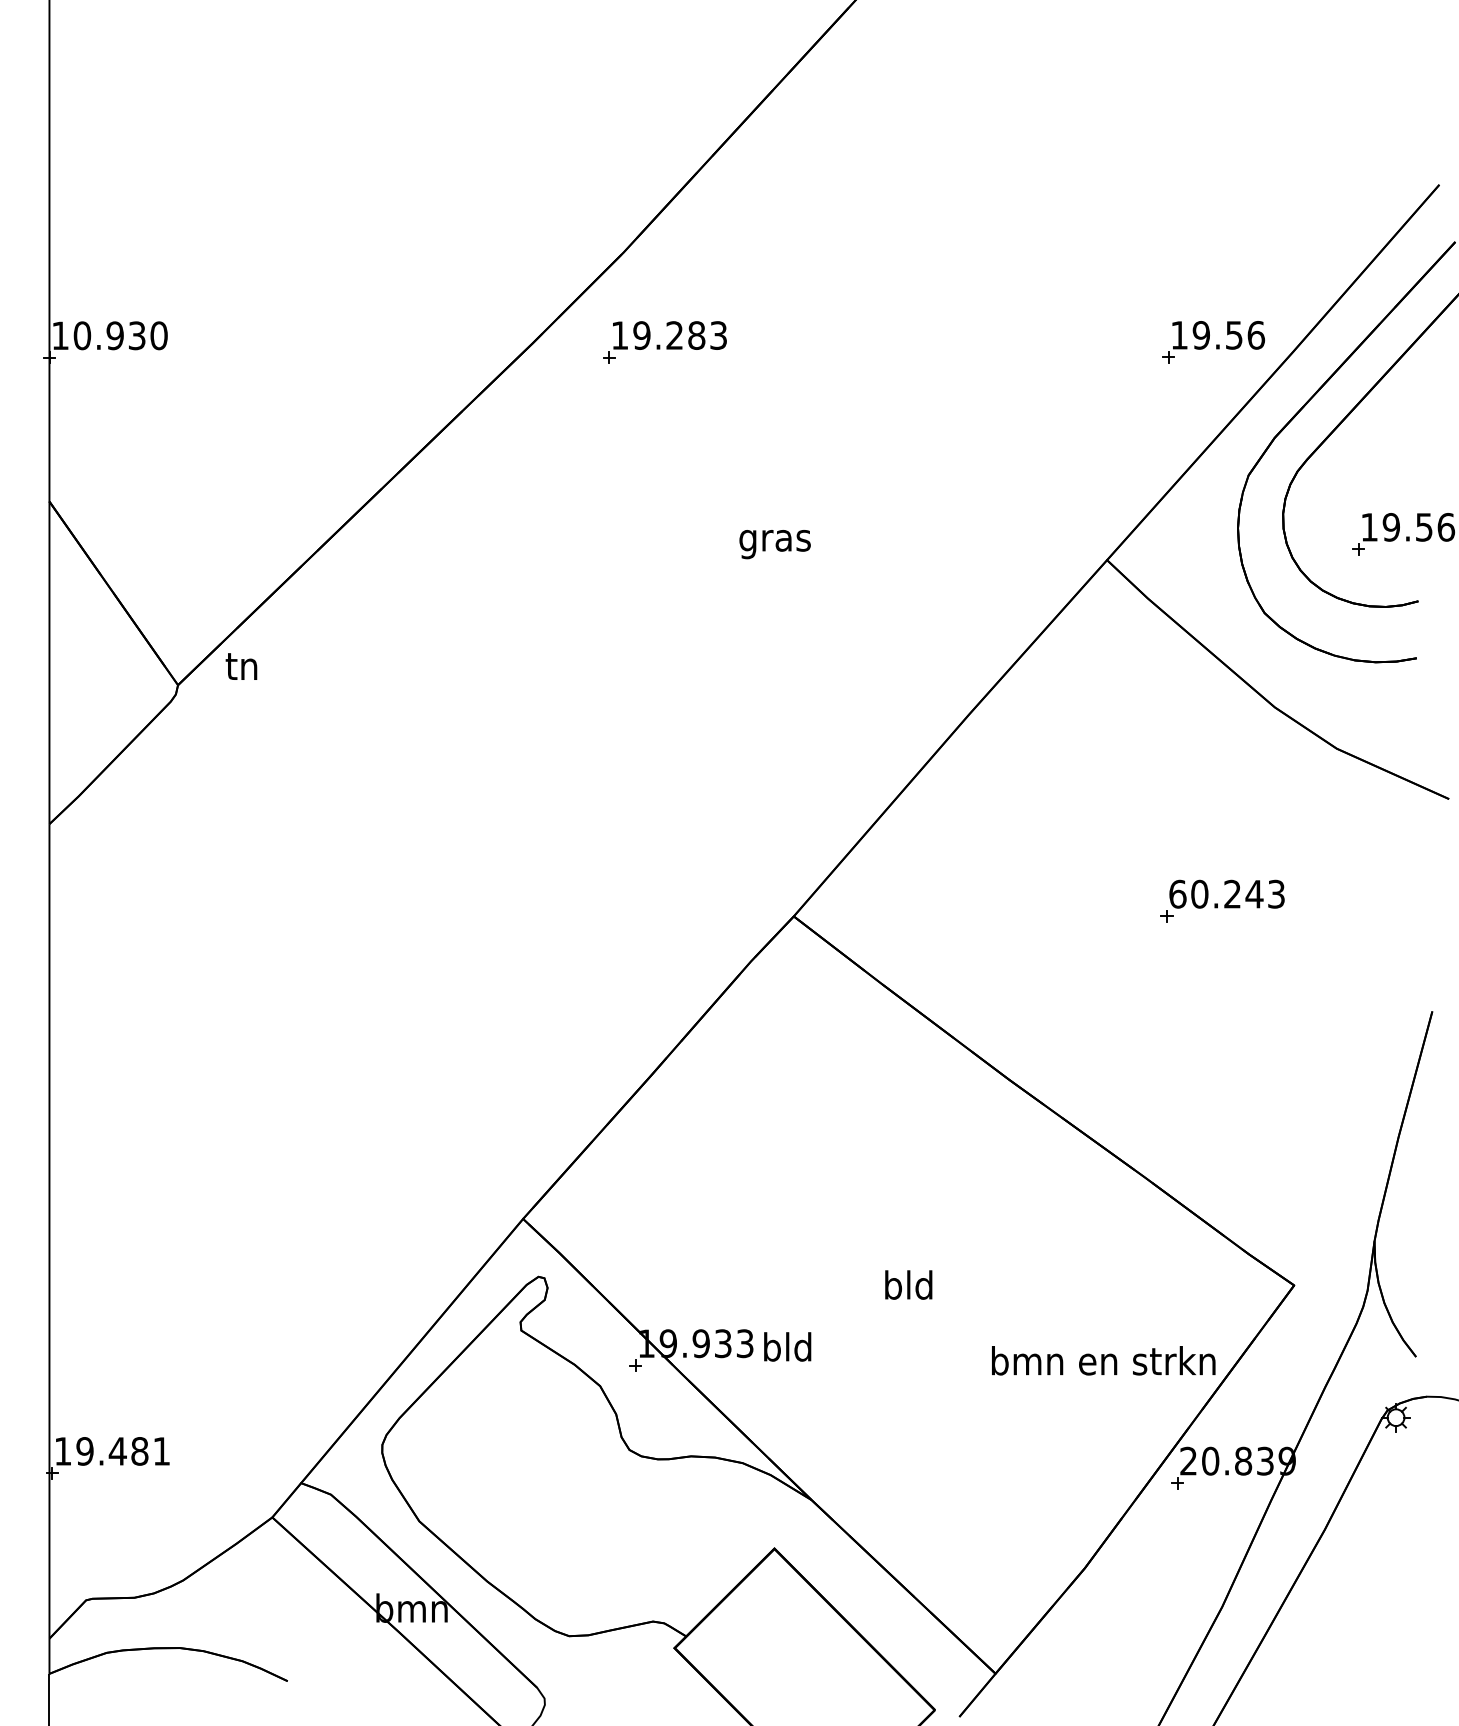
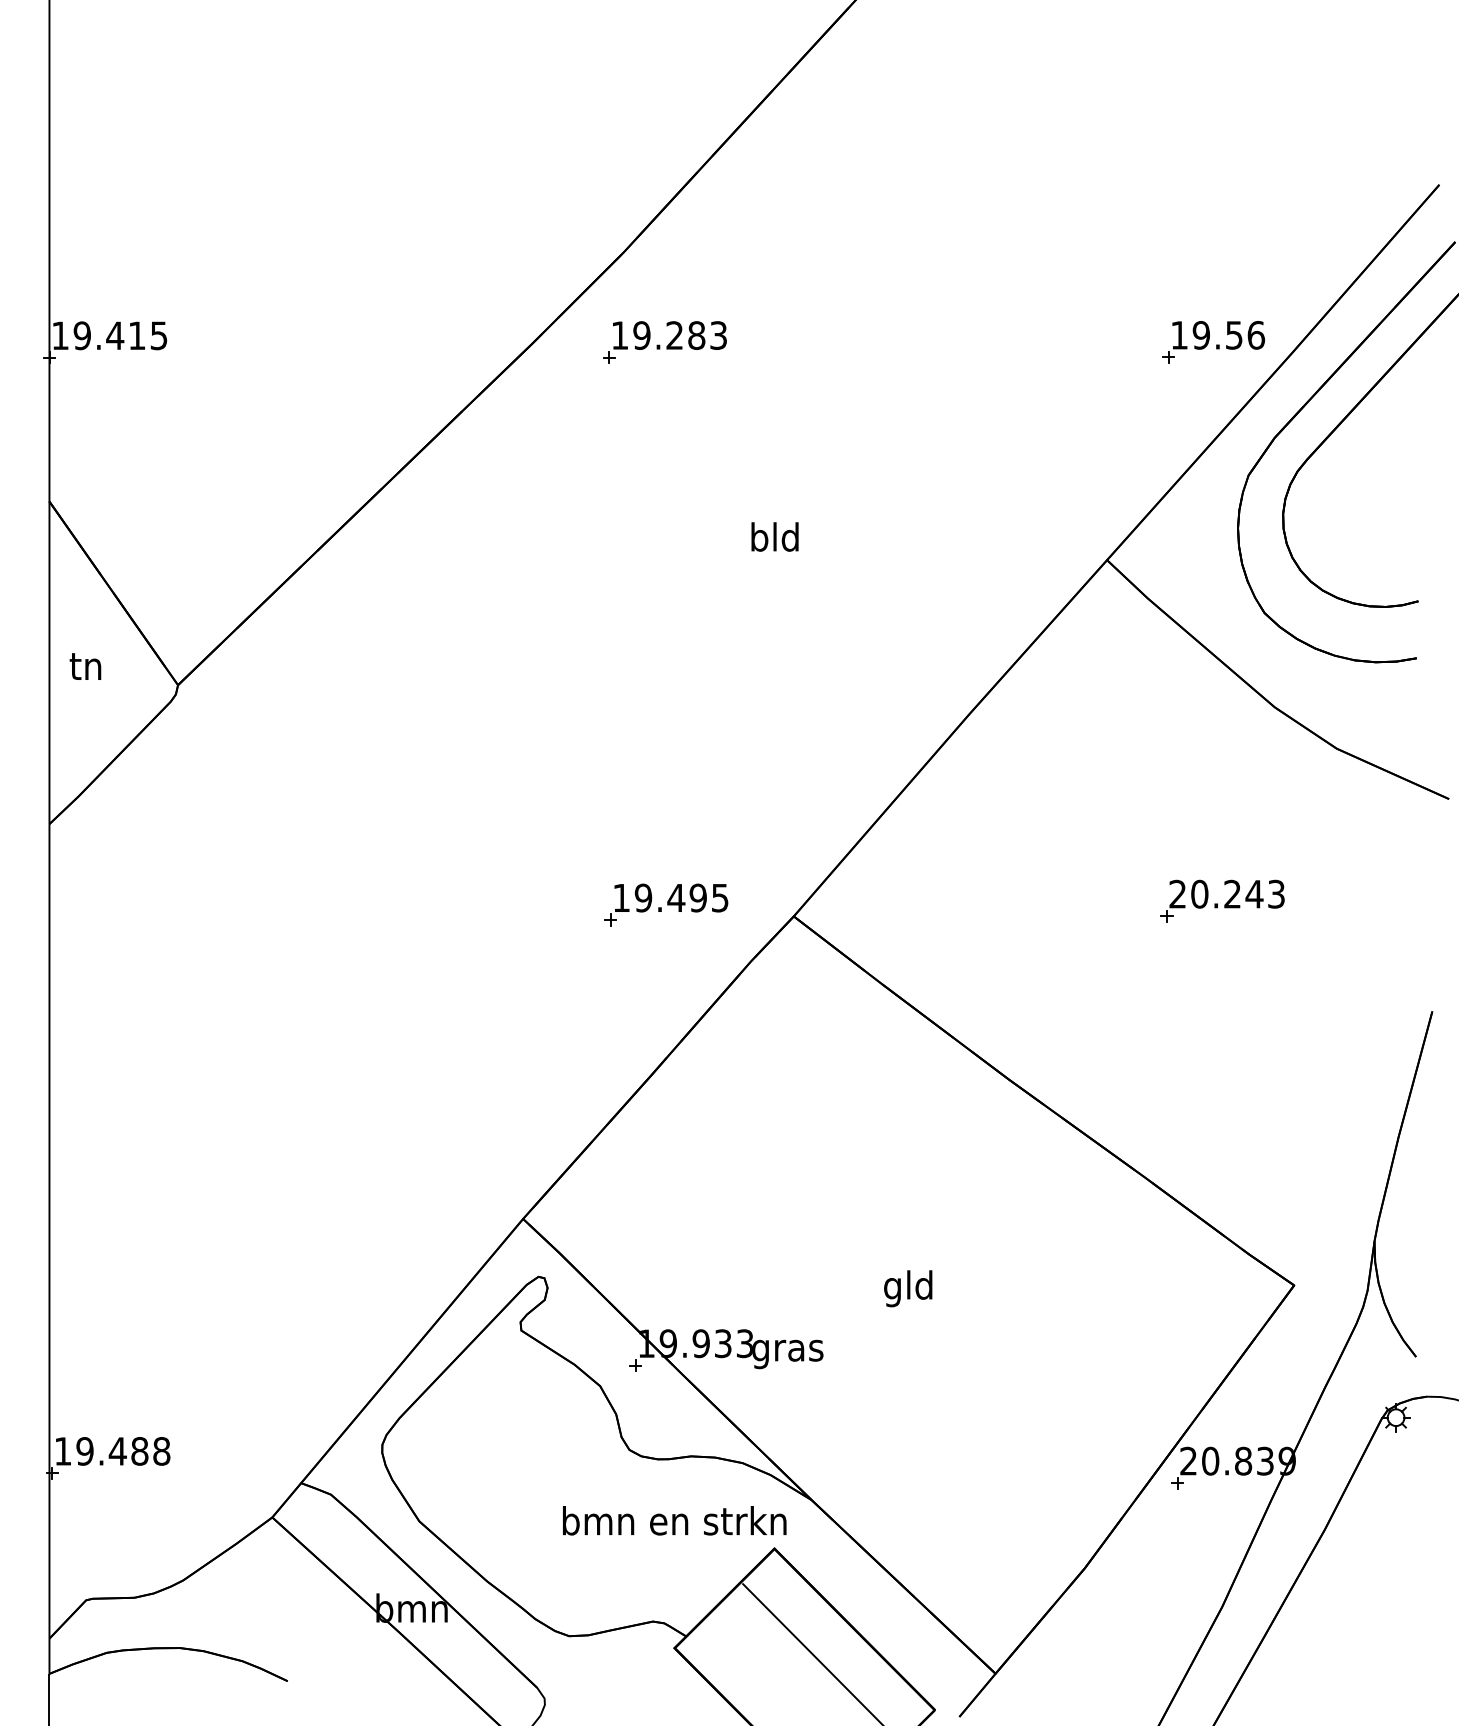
text: 10.930 -> 19.415 (120, 335)
part: present -> none (1403, 534)
text: gras -> bld (774, 540)
text position: (241, 666) -> (85, 666) (85, 666)
text: 60.243 -> 20.243 (1177, 893)
part: none -> present (666, 904)
text: bld -> gld (892, 1288)
text: bld -> gras (787, 1350)
text position: (1103, 1360) -> (674, 1520) (674, 1520)
text: 19.481 -> 19.488 (161, 1451)
line: none -> present (811, 1653)
